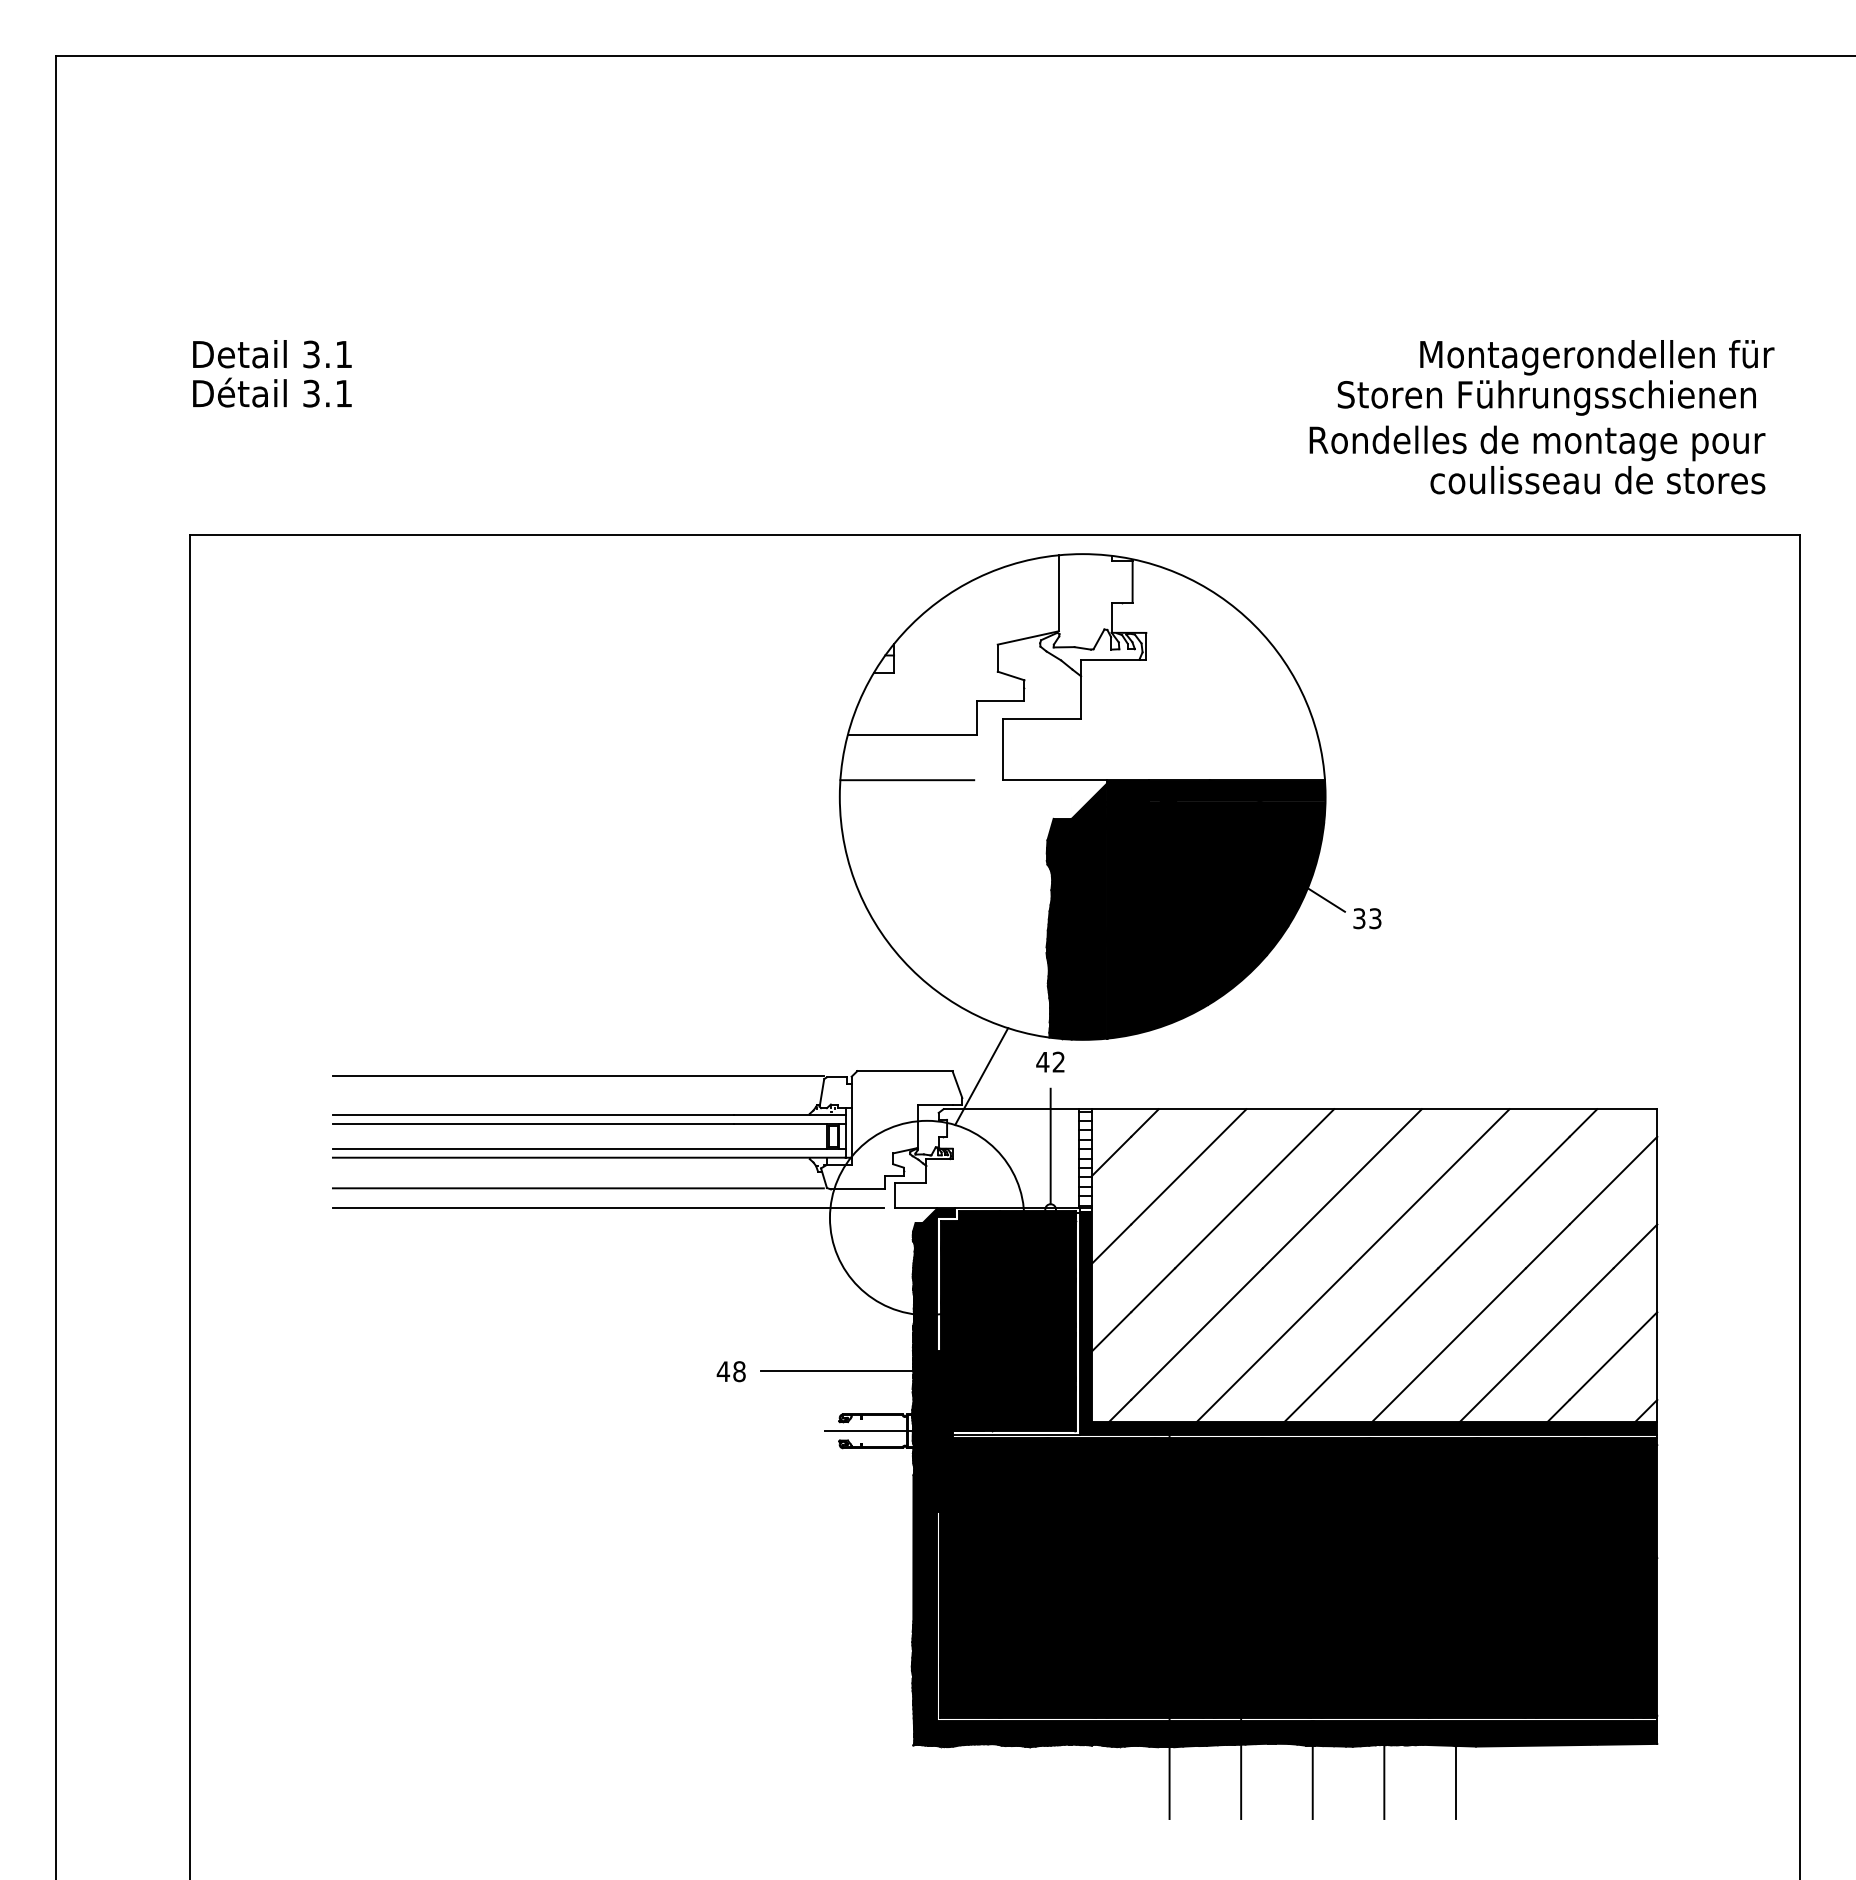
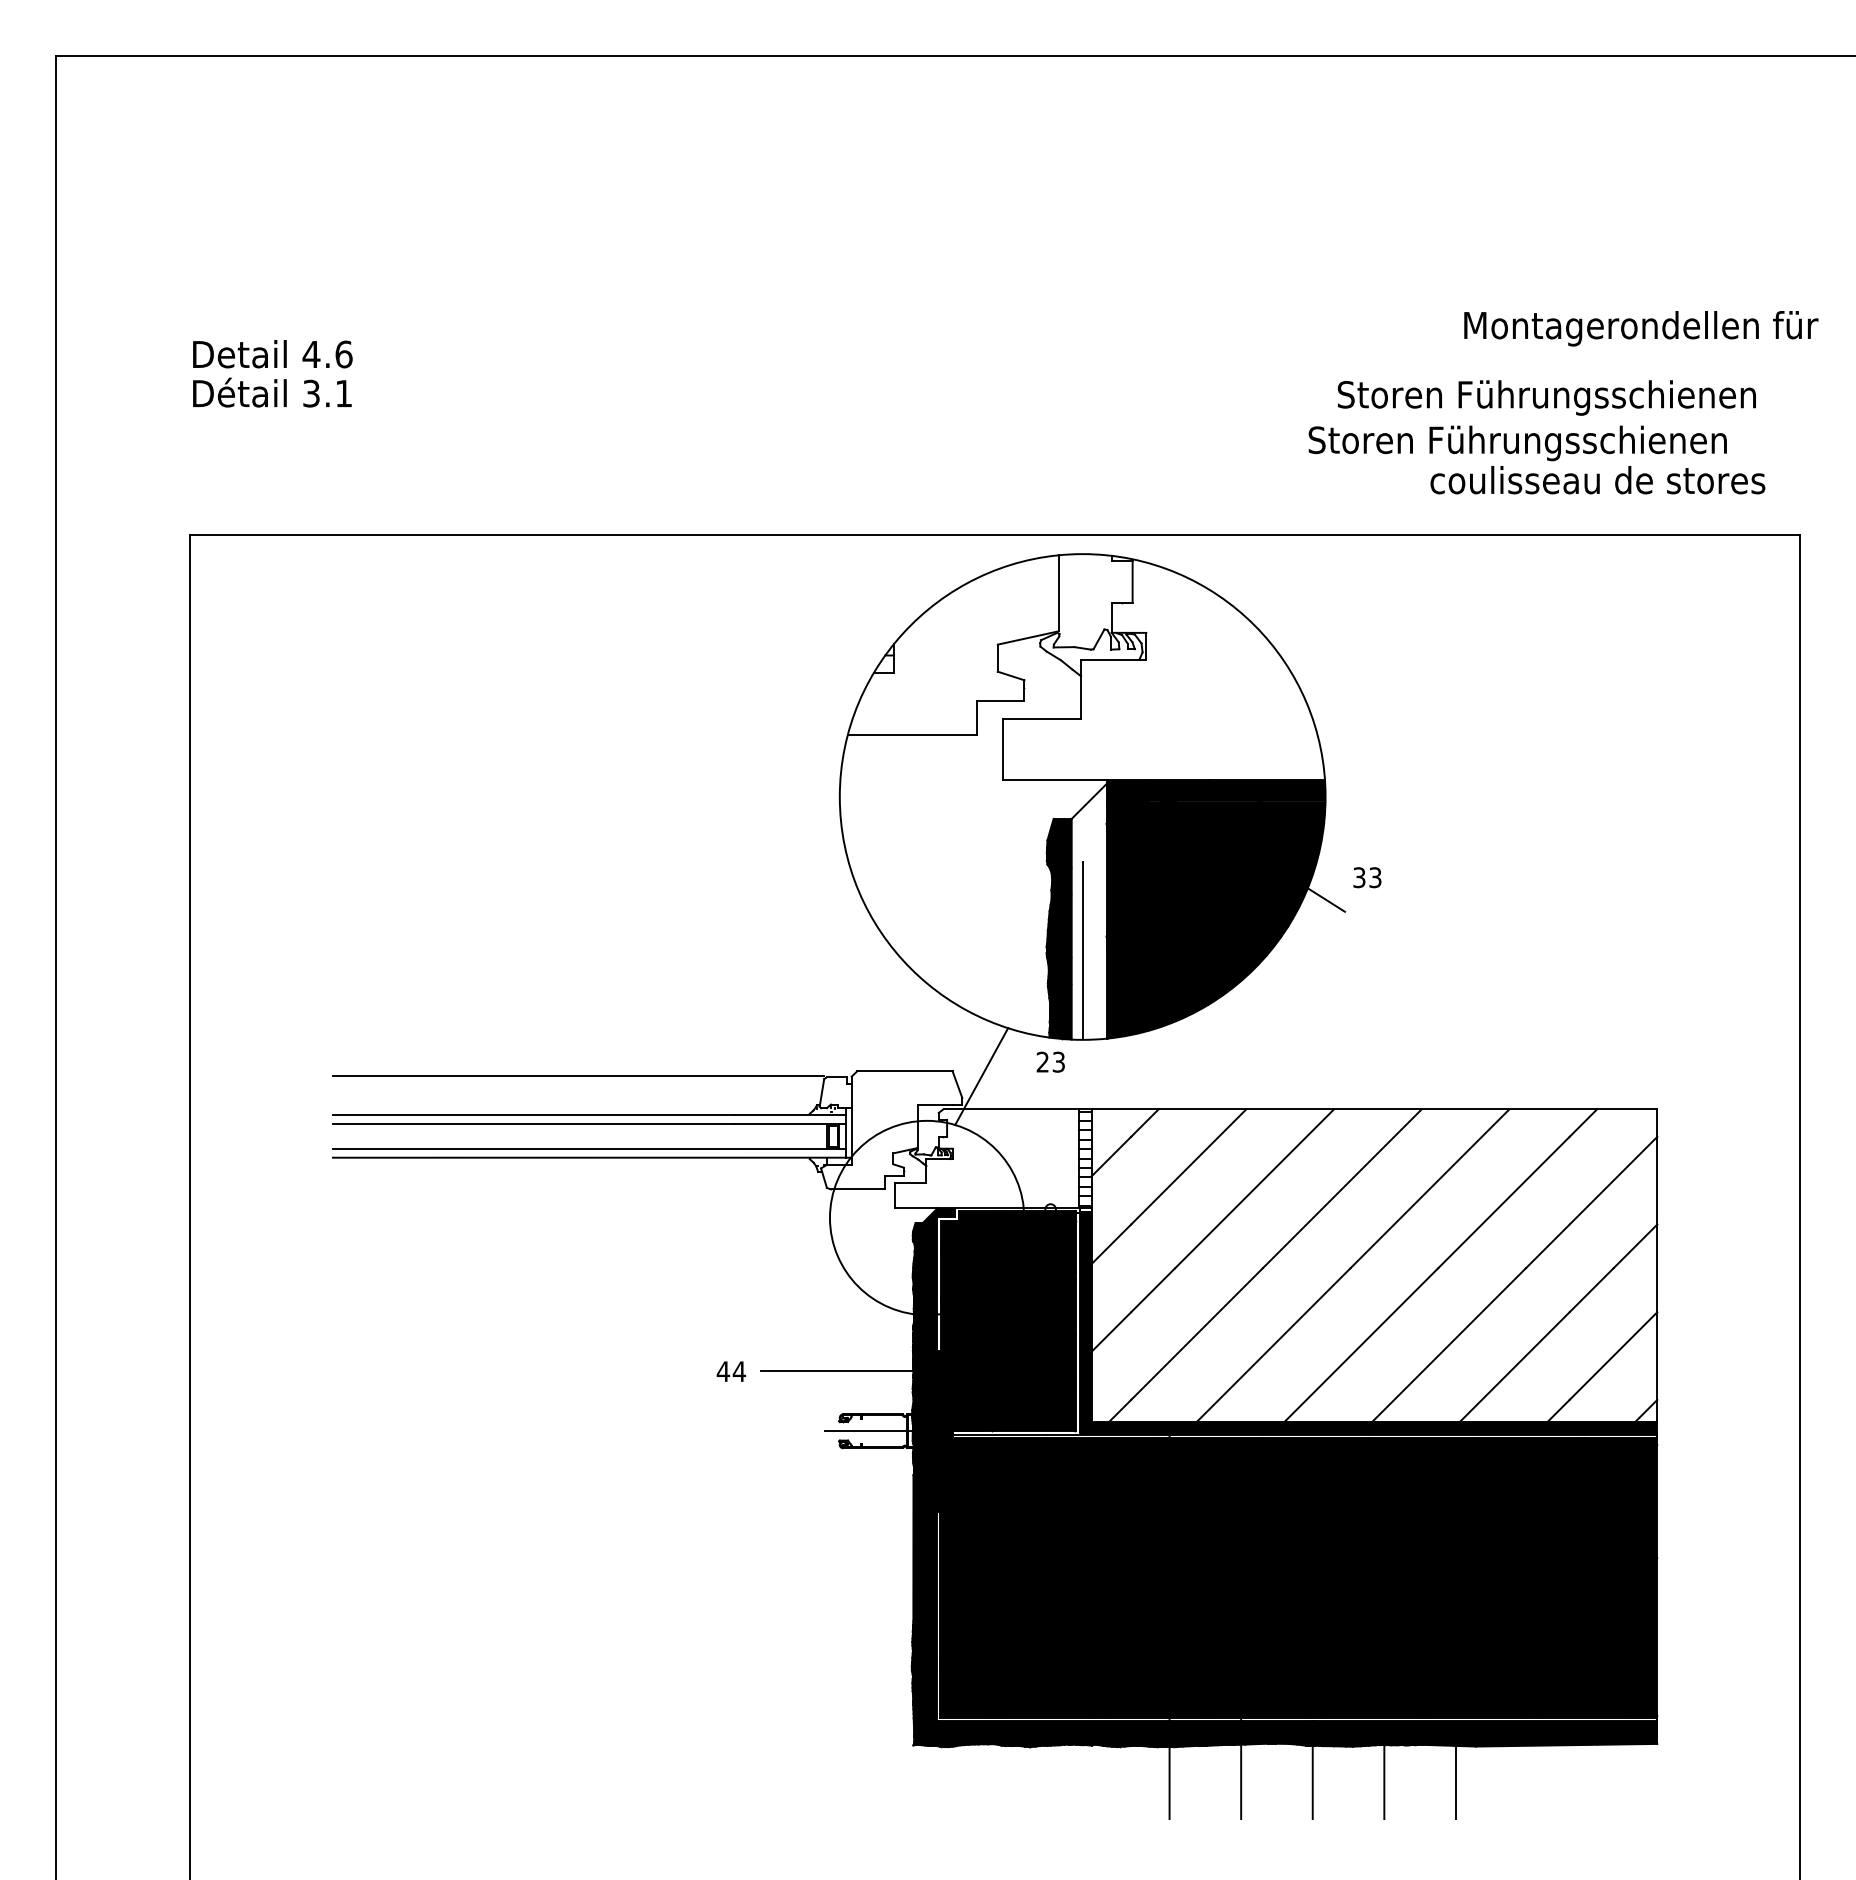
text: 3.1 -> 4.6 (327, 354)
text position: (1597, 357) -> (1641, 328) (1641, 328)
text: Rondelles de montage pour -> Storen Führungsschienen (1536, 443)
line: present -> none (907, 780)
fill: present -> none (1088, 911)
text position: (1367, 918) -> (1367, 877) (1367, 877)
text: 42 -> 23 (1050, 1061)
line: present -> none (1050, 1146)
line: present -> none (577, 1188)
line: present -> none (607, 1207)
text: 48 -> 44 (739, 1371)
